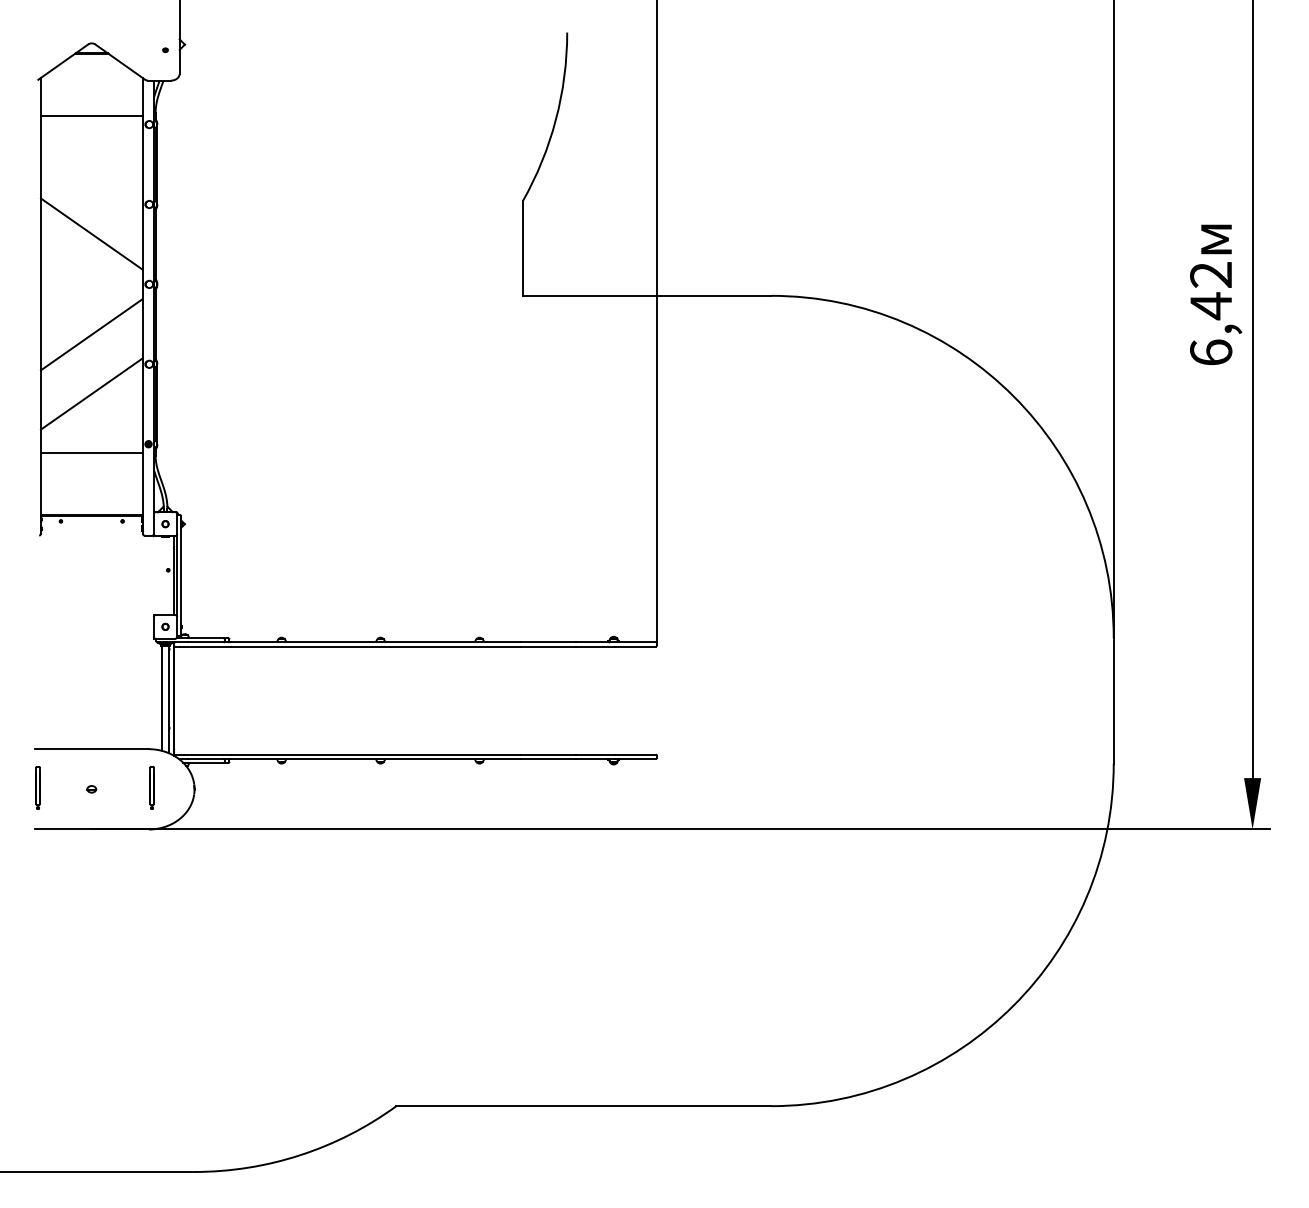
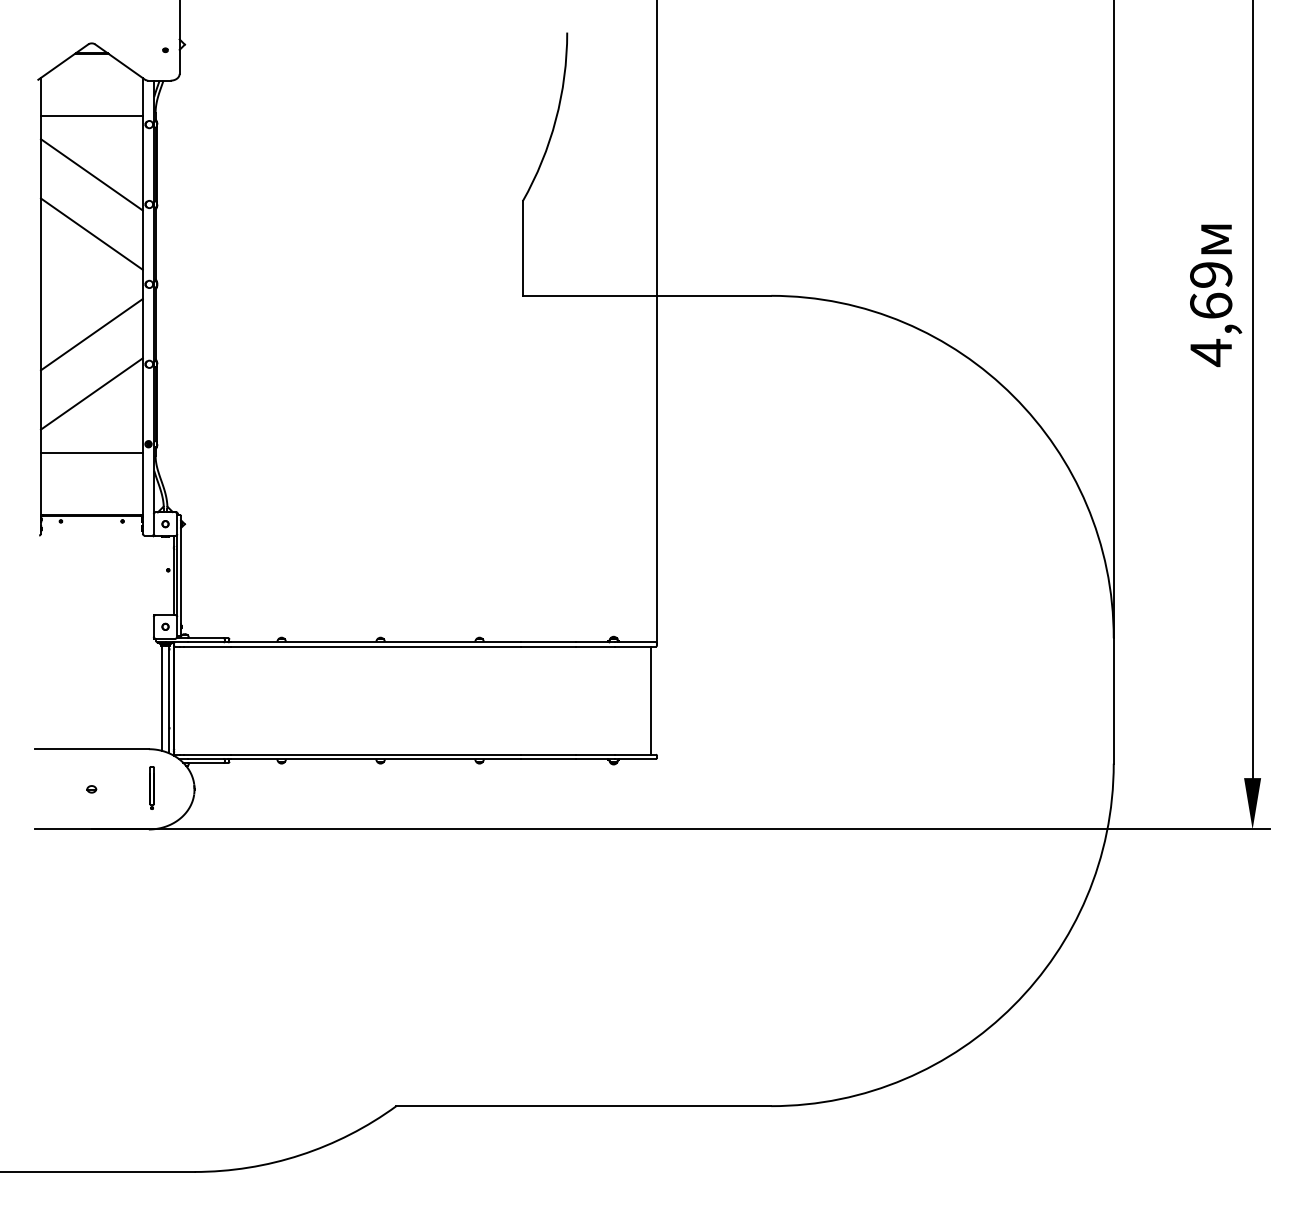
line: none -> present (91, 174)
text: 6,42 -> 4,69 (1211, 314)
line: none -> present (650, 700)
part: present -> none (37, 787)
